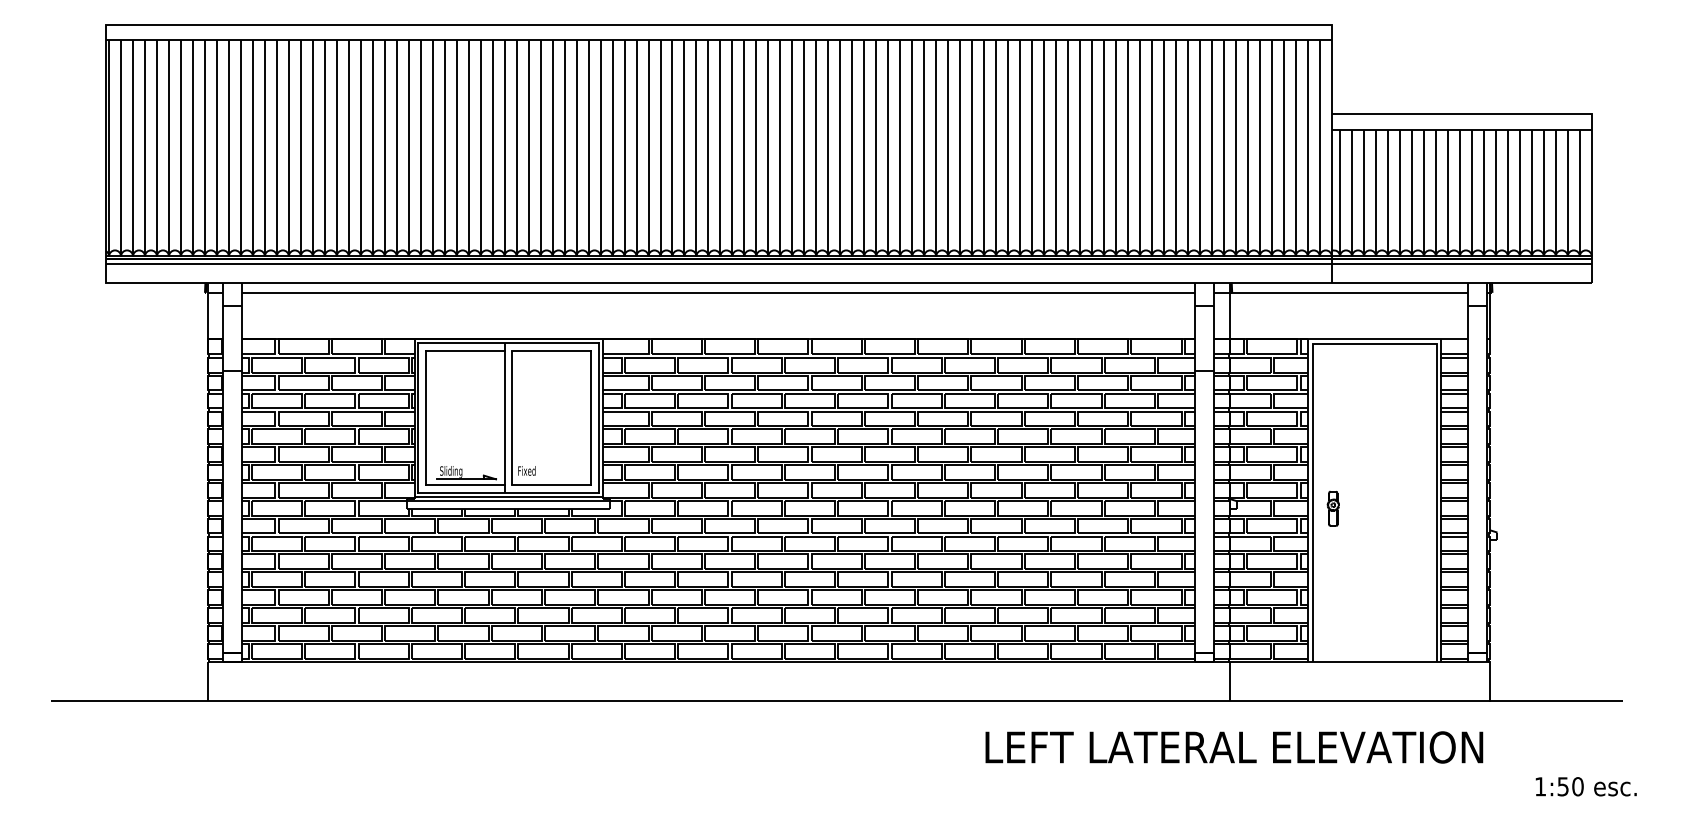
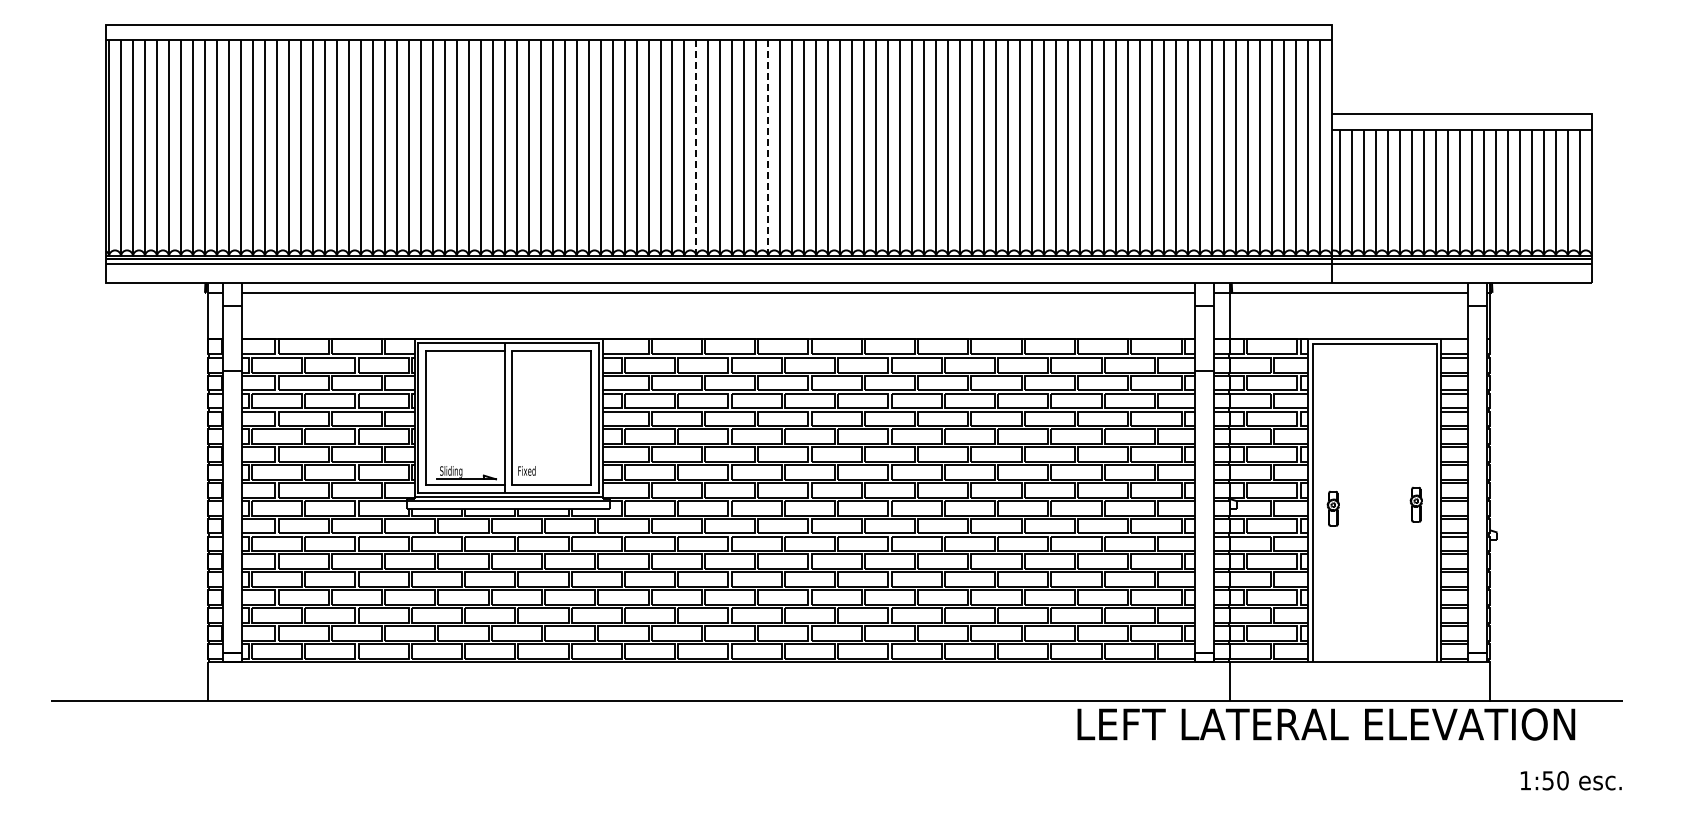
line: solid -> dashed (696, 147)
line: solid -> dashed (768, 147)
part: none -> present (1415, 504)
text position: (1234, 747) -> (1326, 724) (1326, 724)
text position: (1585, 786) -> (1570, 780) (1570, 780)
